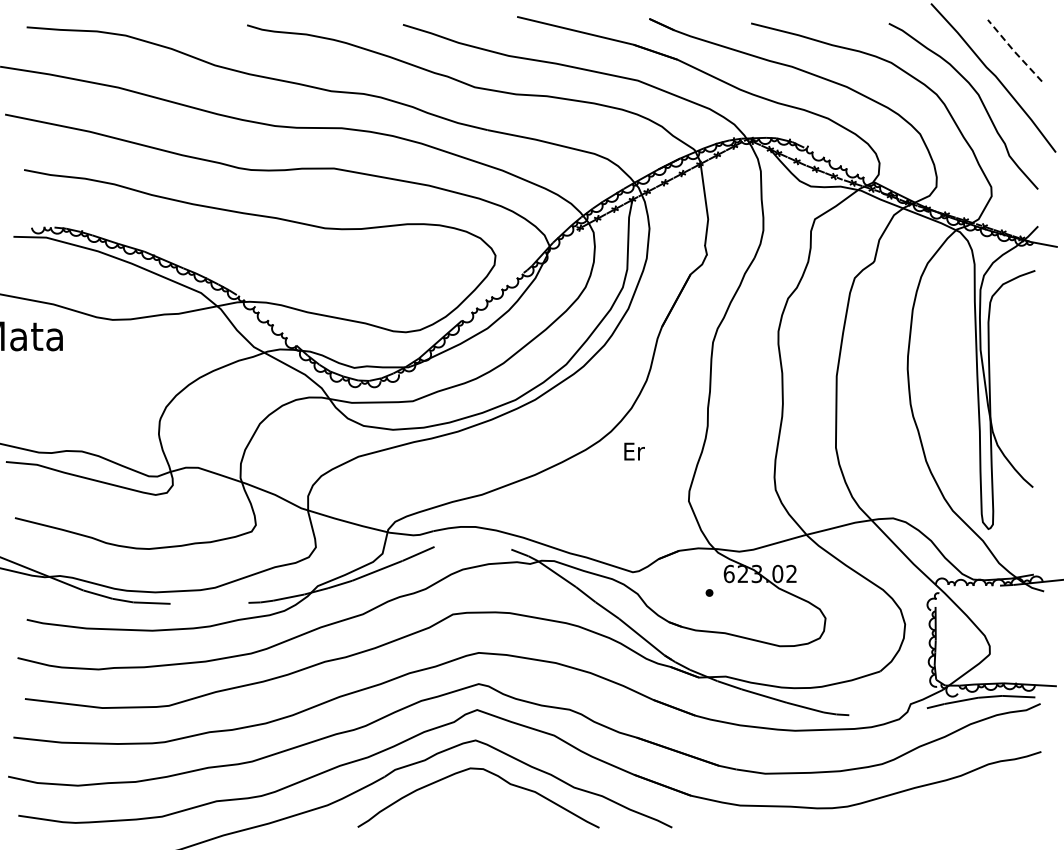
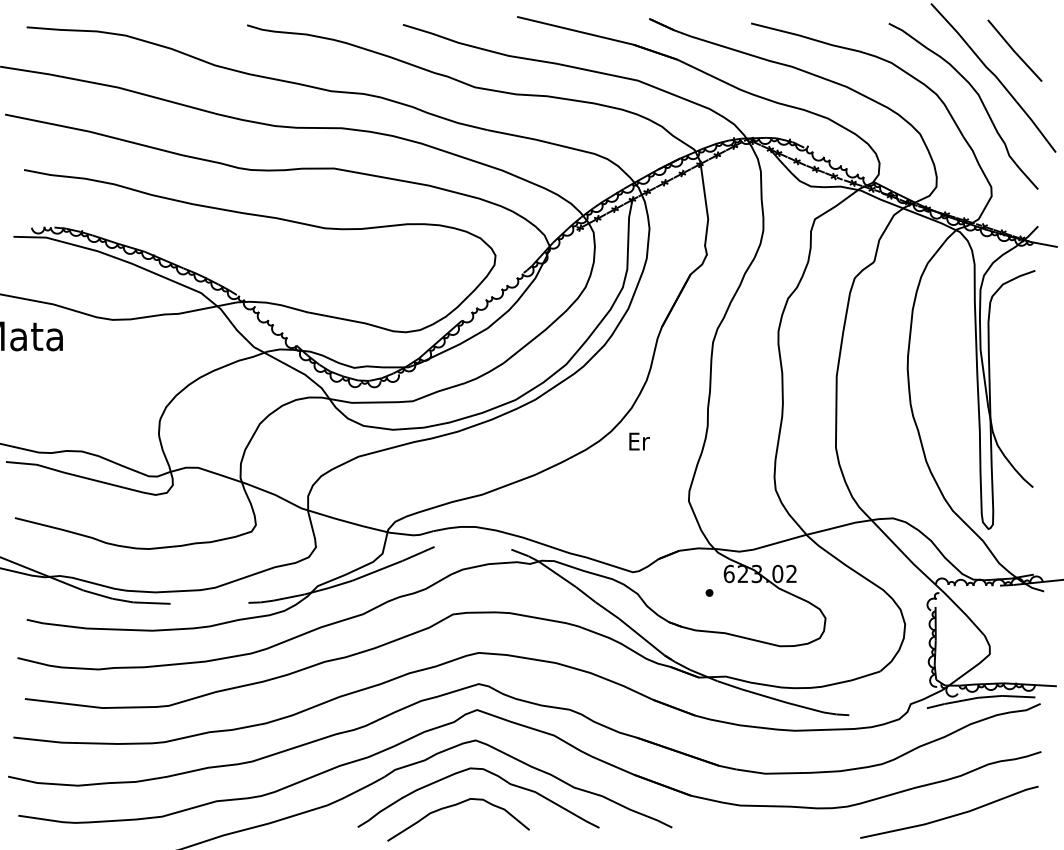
line: dashed -> solid (1014, 51)
text position: (634, 451) -> (639, 441) (639, 441)
curve: none -> present (453, 806)
line: none -> present (950, 815)
